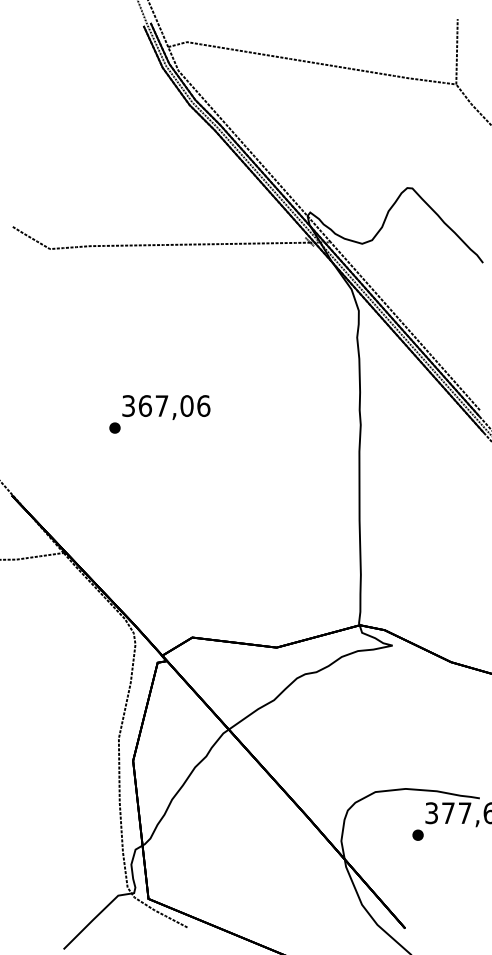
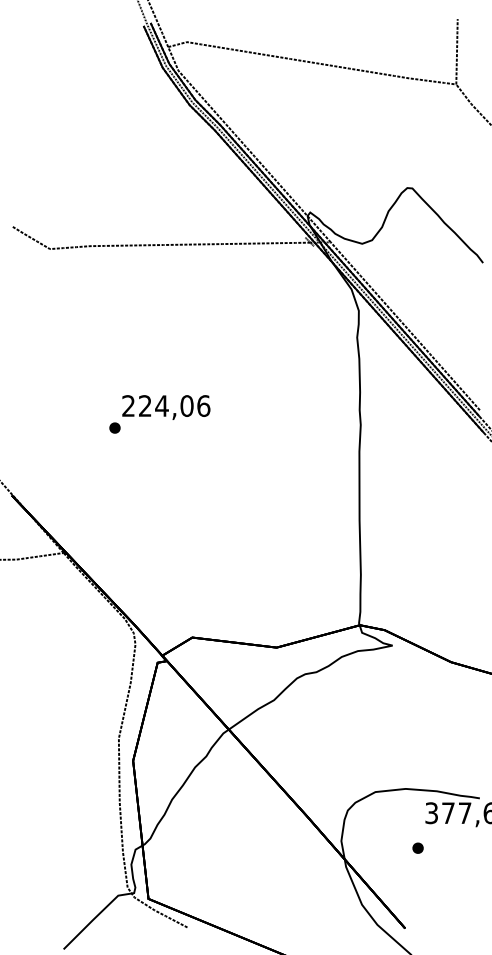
text: 367,06 -> 224,06 (145, 406)
part position: (417, 834) -> (417, 847) (417, 847)
